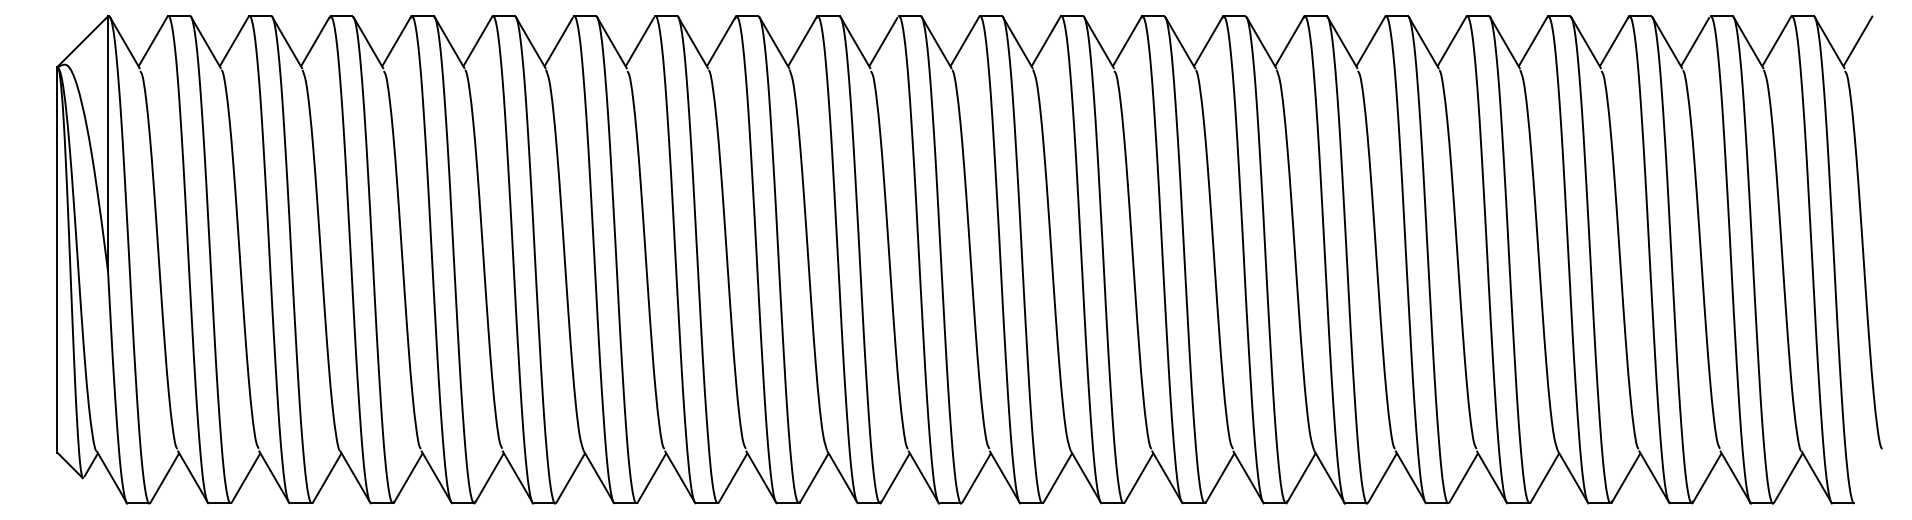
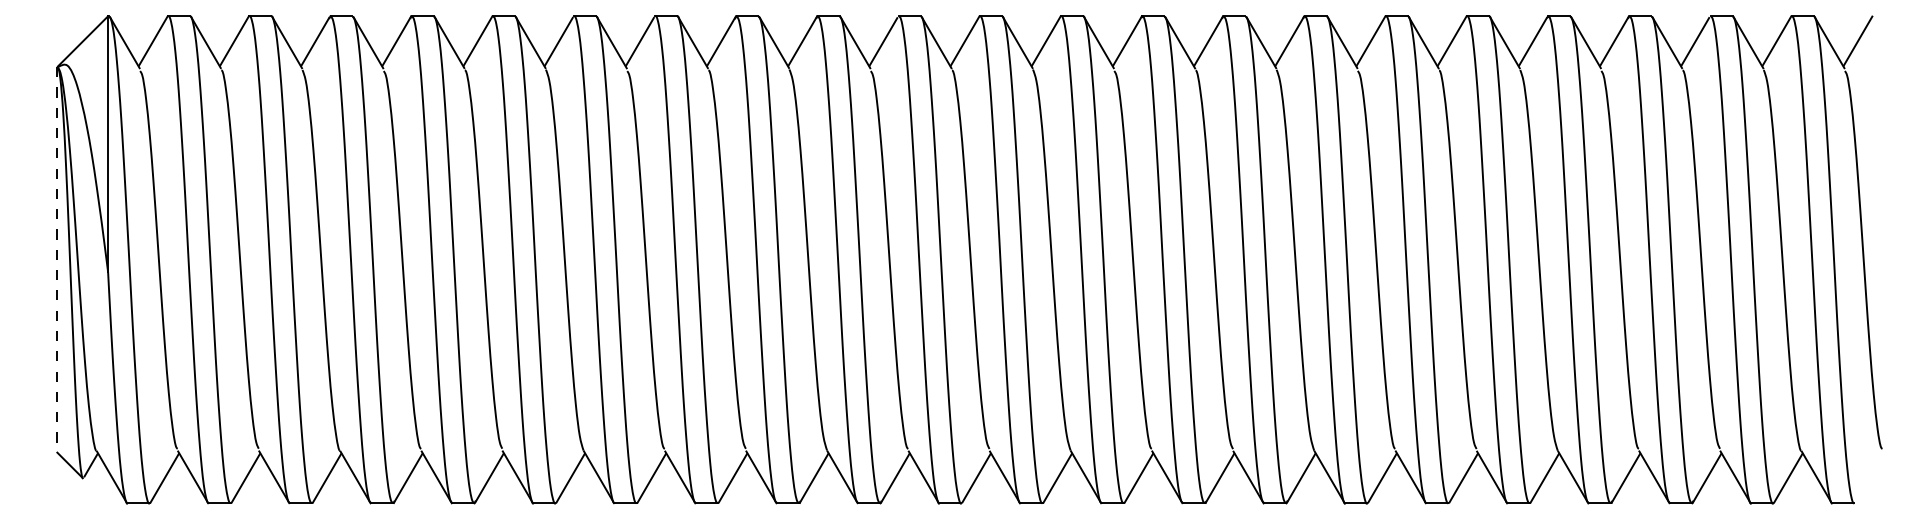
line: solid -> dashed (57, 259)
